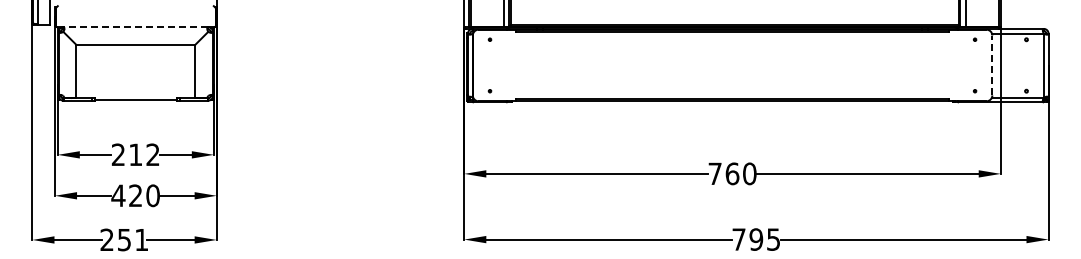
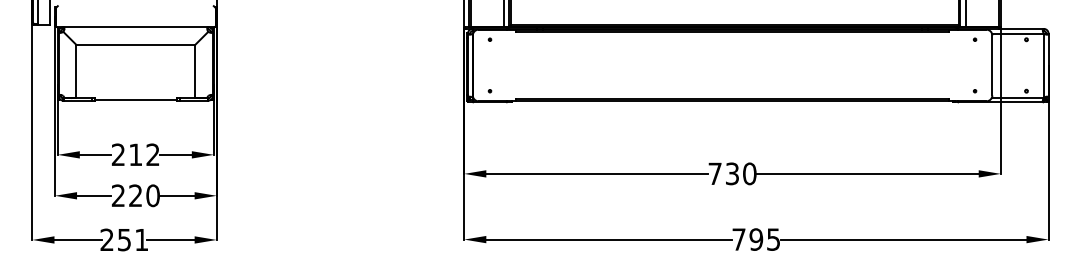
line: dashed -> solid (135, 27)
line: dashed -> solid (992, 65)
text: 760 -> 730 (732, 173)
text: 420 -> 220 (118, 195)
